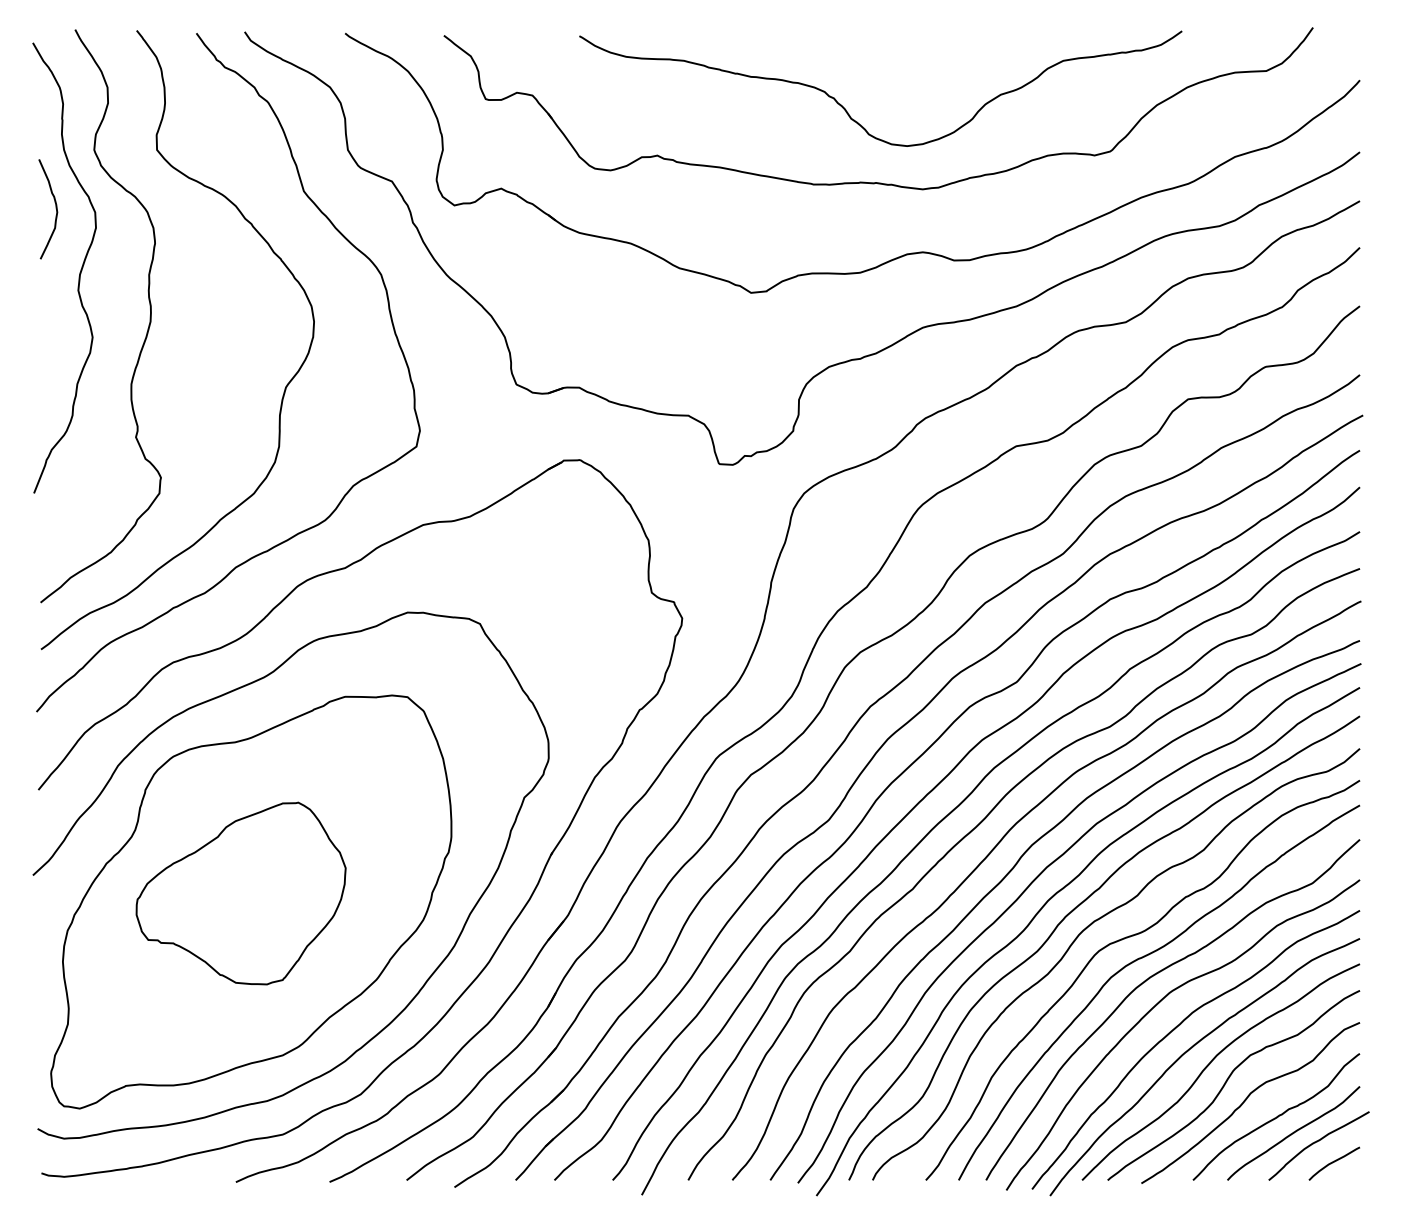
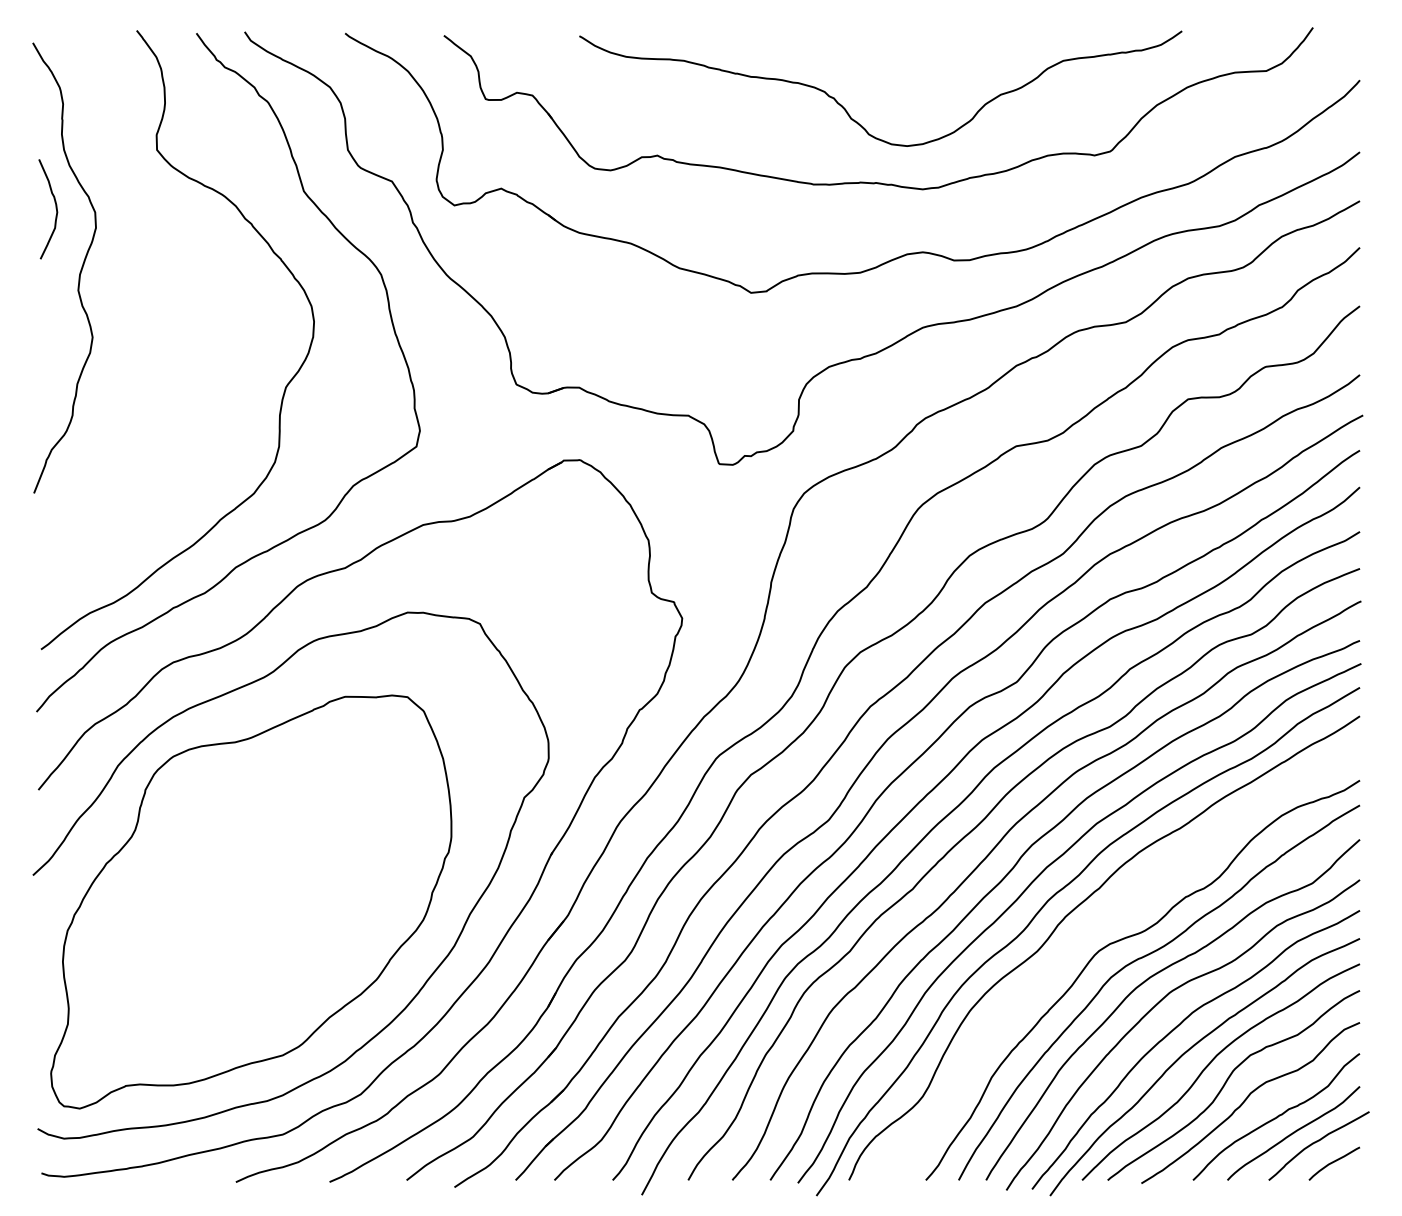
curve: present -> none (147, 328)
part: present -> none (240, 893)
curve: present -> none (1085, 930)
